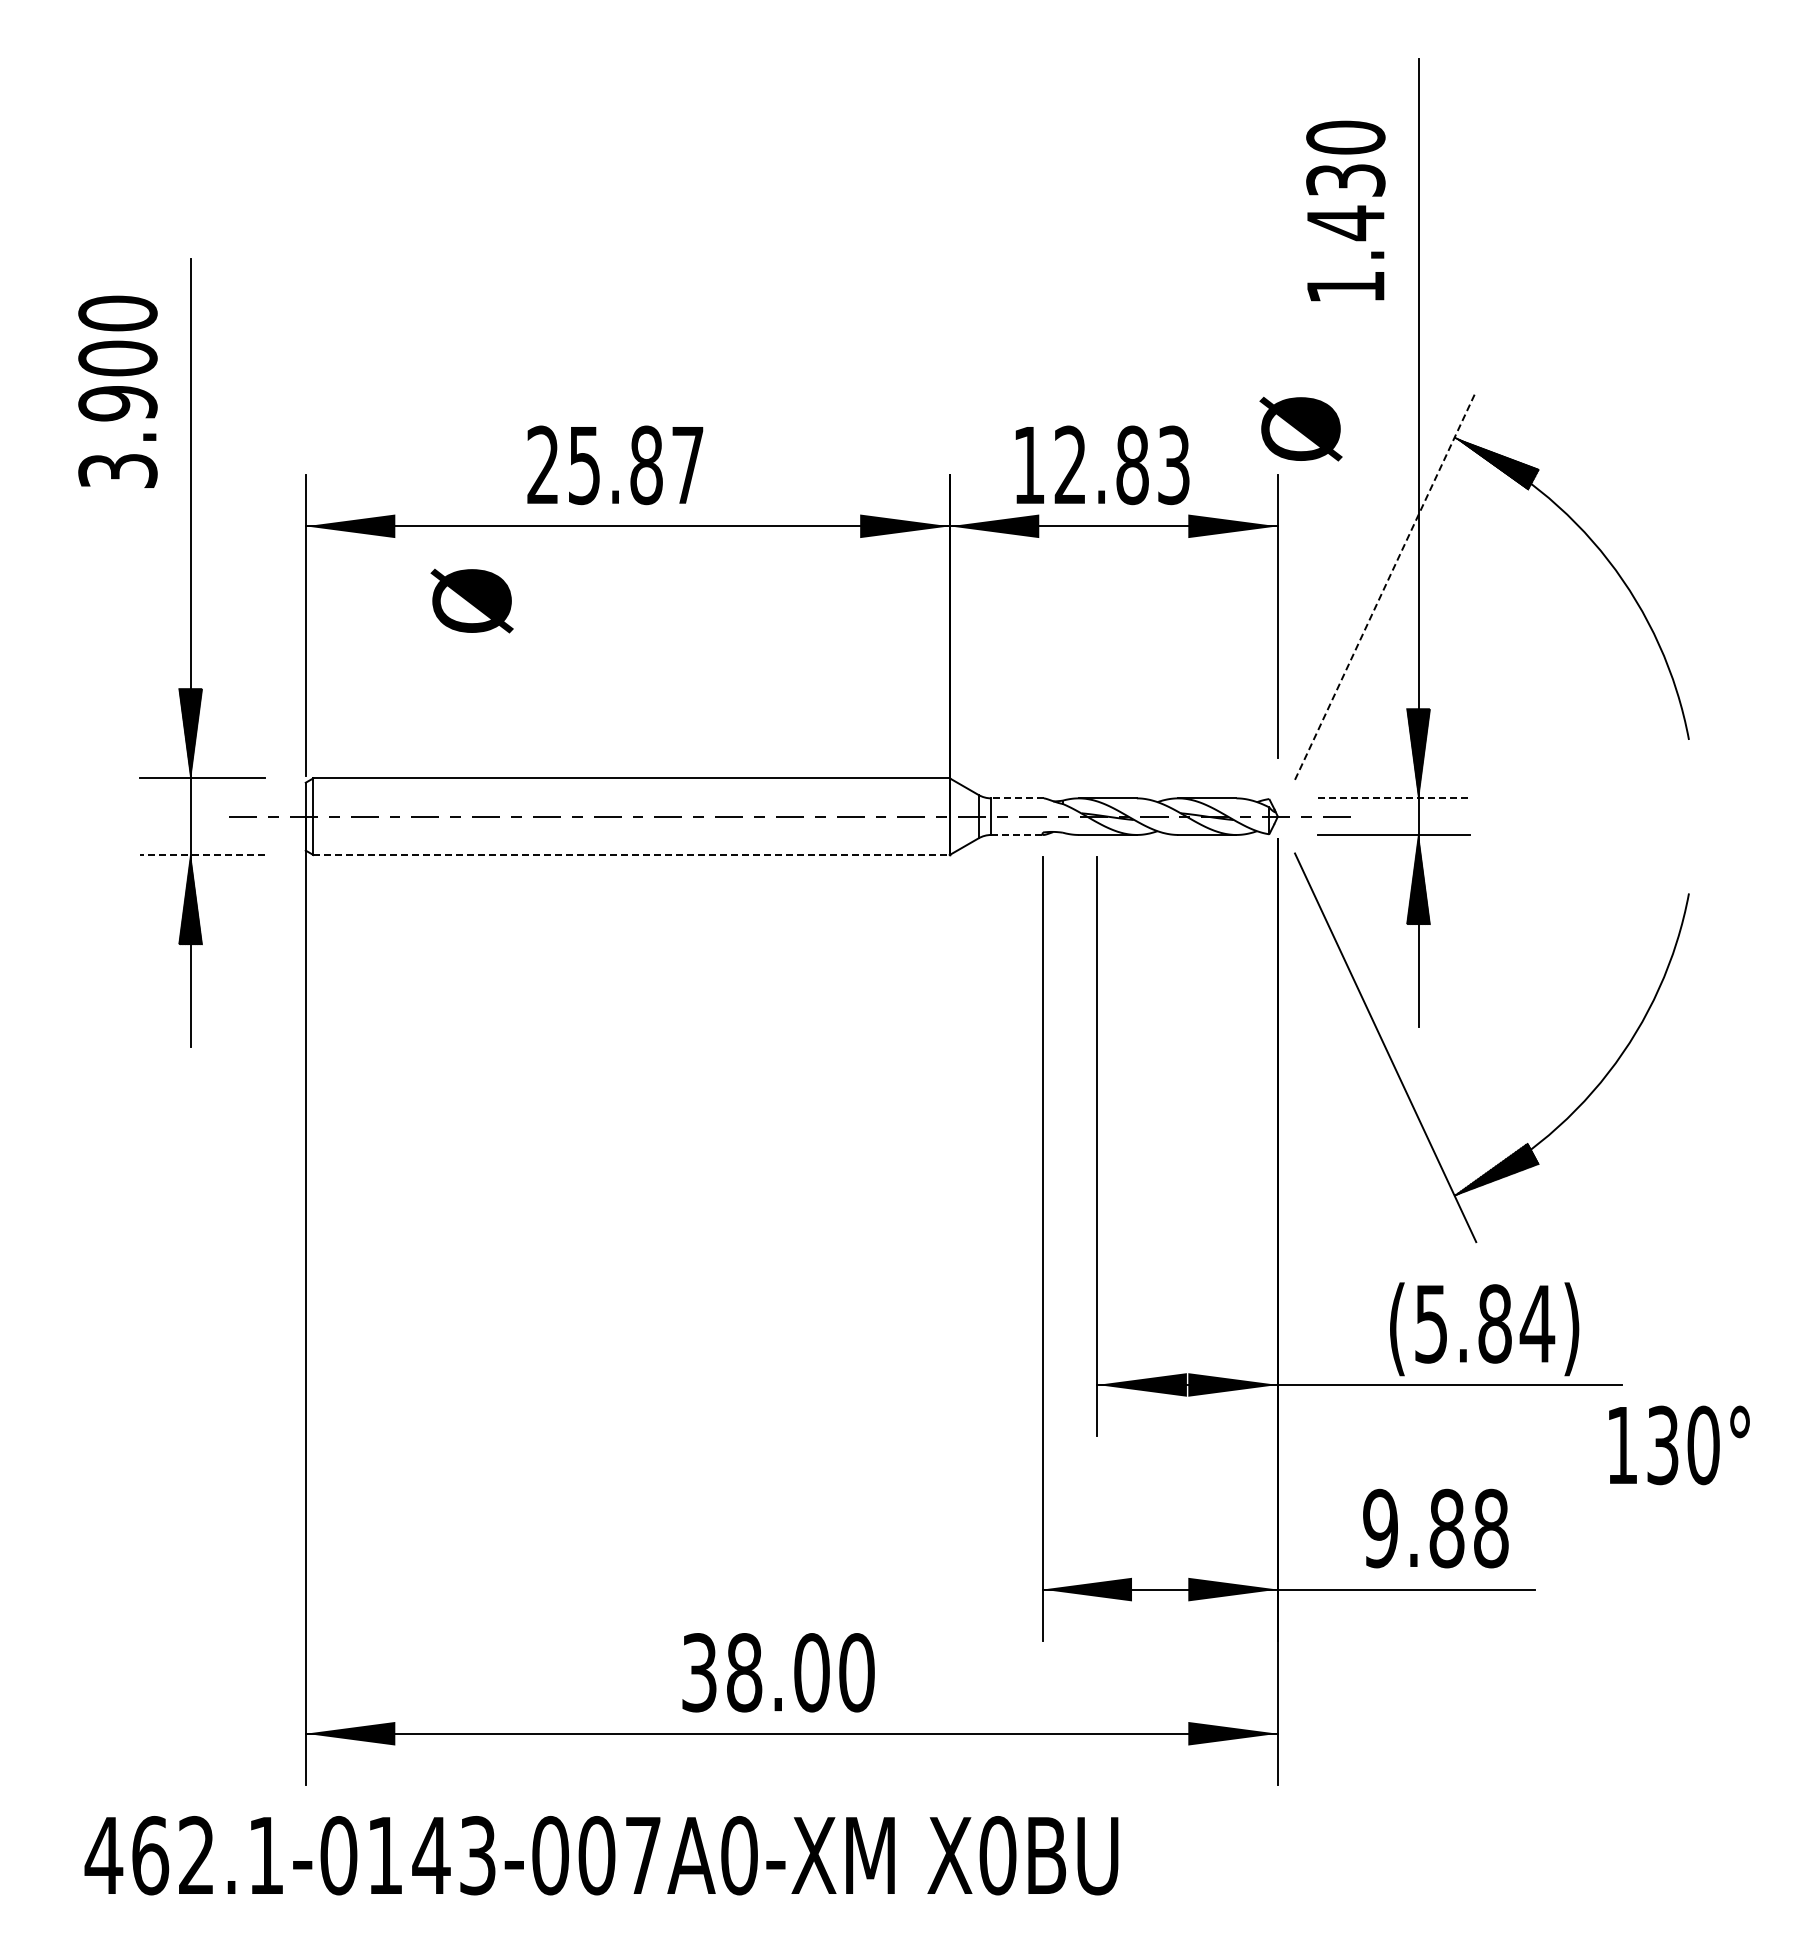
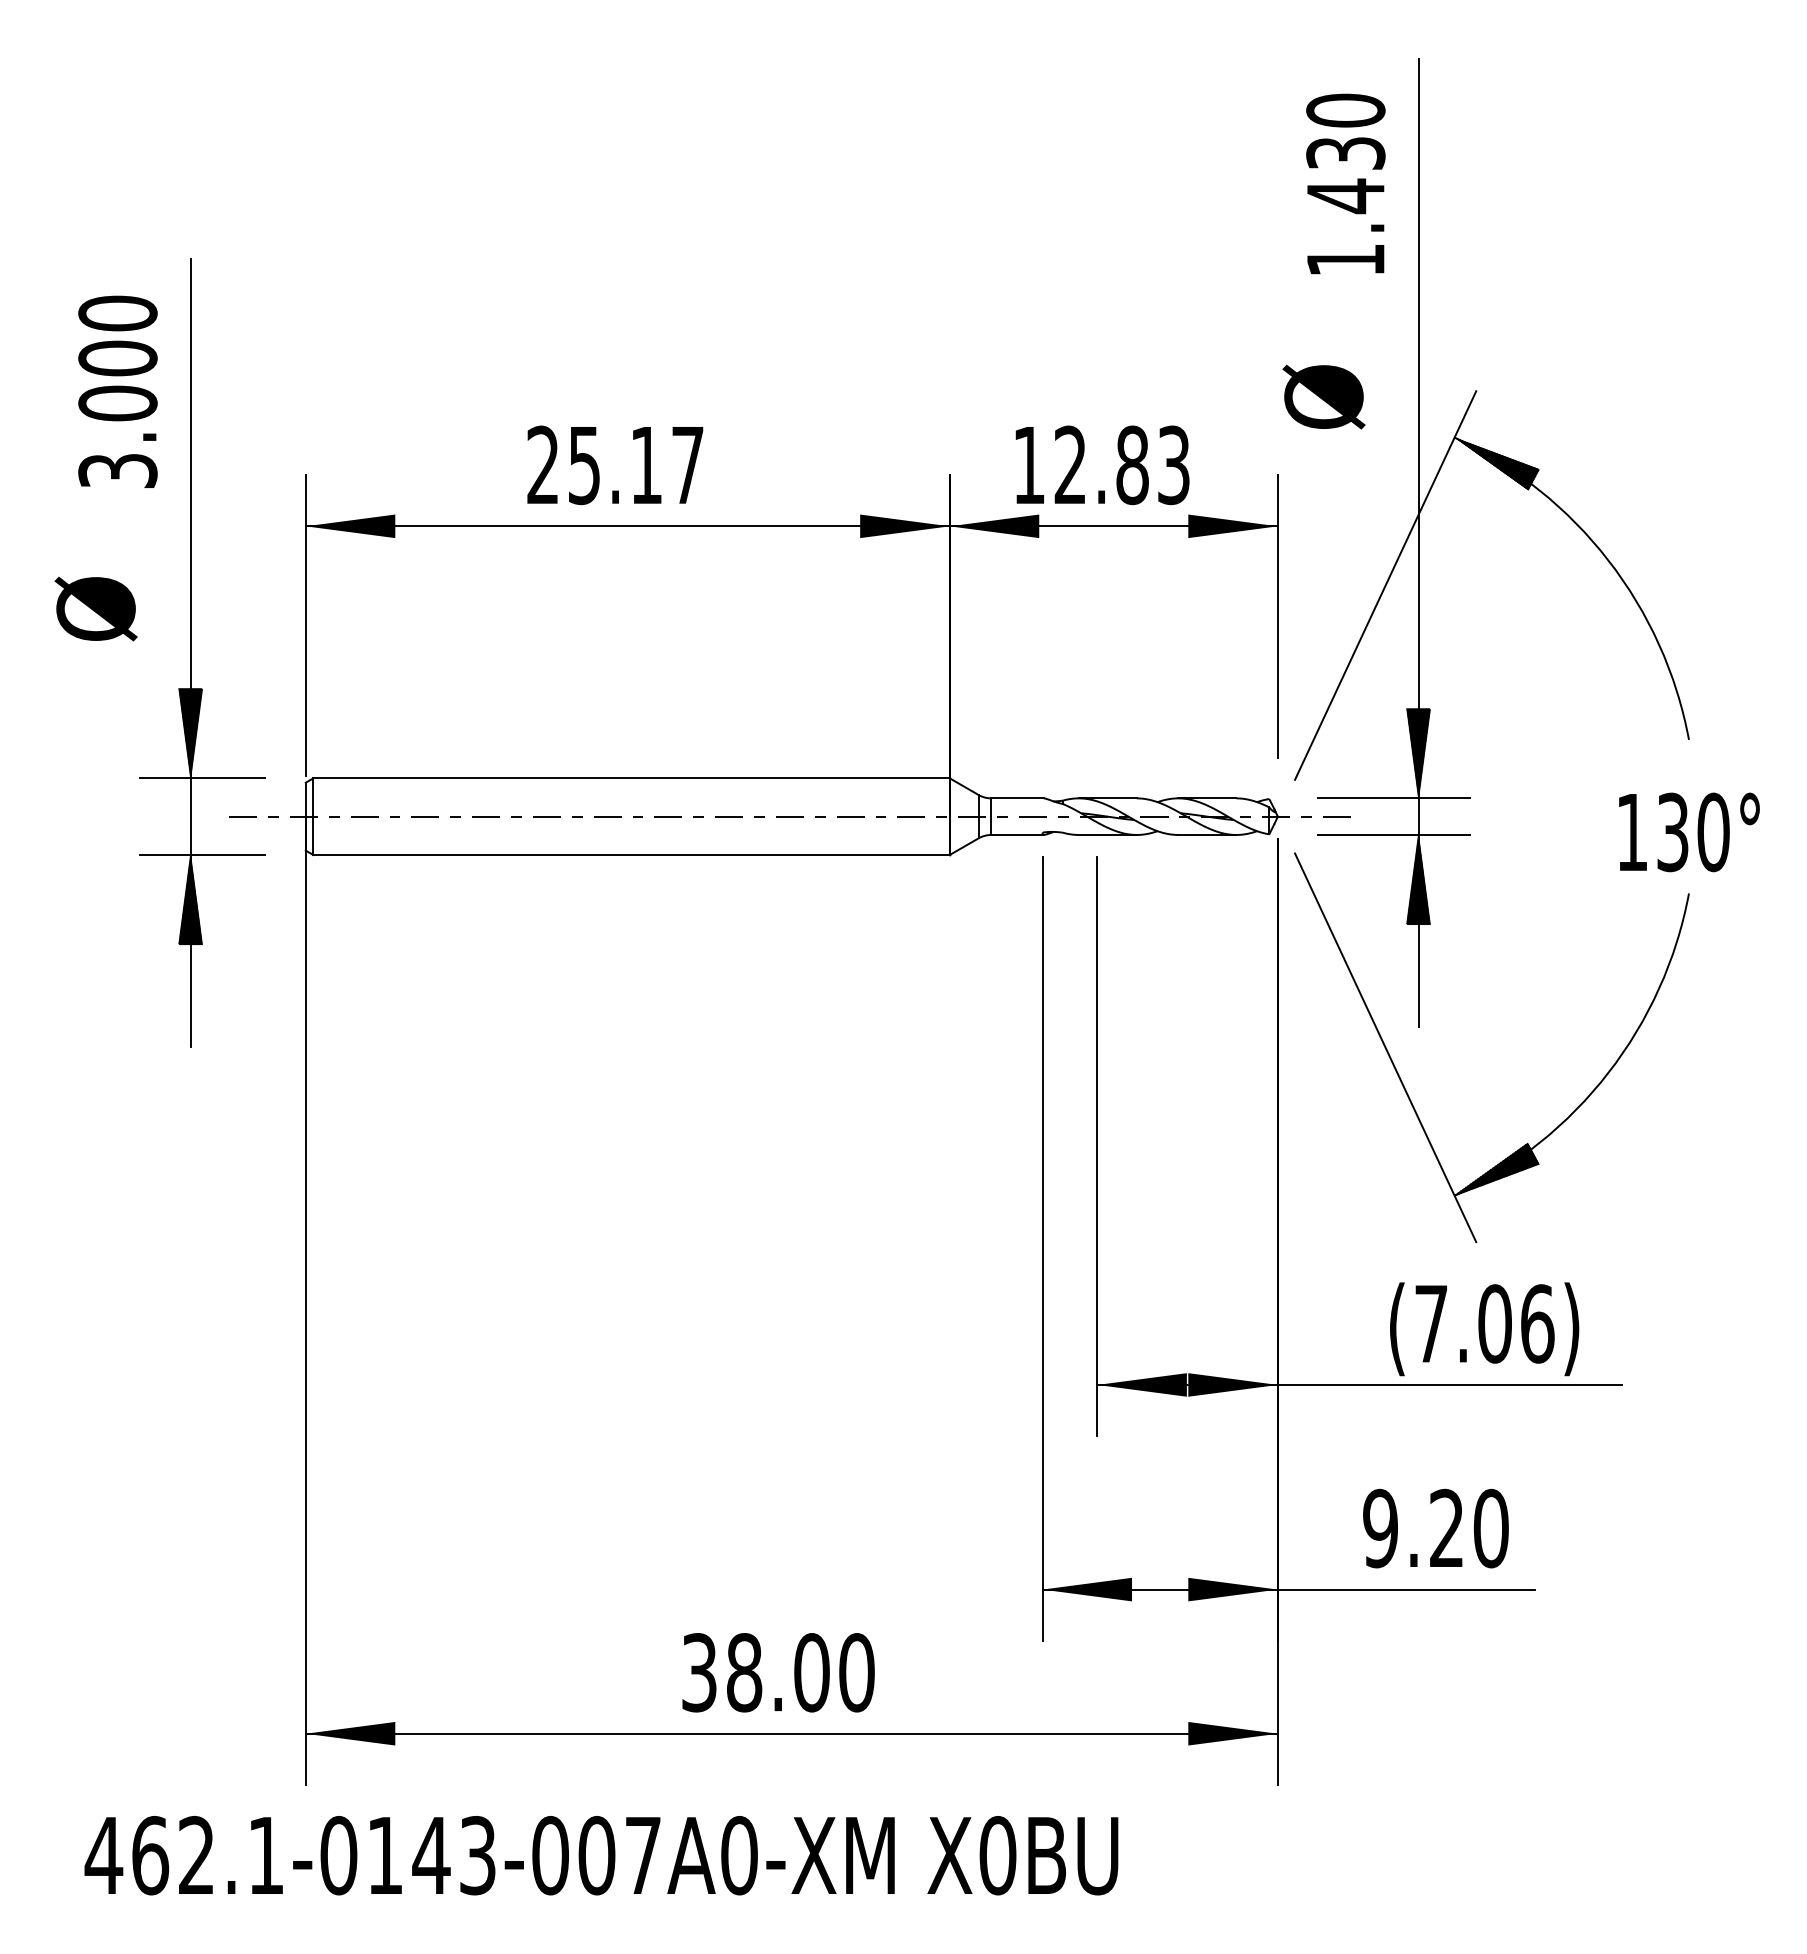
text position: (1345, 210) -> (1345, 183) (1345, 183)
text: 3.900 -> 3.000 (117, 403)
text position: (1300, 428) -> (1323, 396) (1323, 396)
text: 25.87 -> 25.17 (646, 465)
line: dashed -> solid (1385, 585)
text position: (471, 600) -> (95, 608) (95, 608)
line: dashed -> solid (1017, 798)
line: dashed -> solid (1394, 798)
line: dashed -> solid (1018, 834)
line: dashed -> solid (202, 855)
line: dashed -> solid (632, 855)
text: (5.84) -> (7.06) (1485, 1323)
text position: (1679, 1445) -> (1689, 832) (1689, 832)
text: 9.88 -> 9.20 (1468, 1528)
